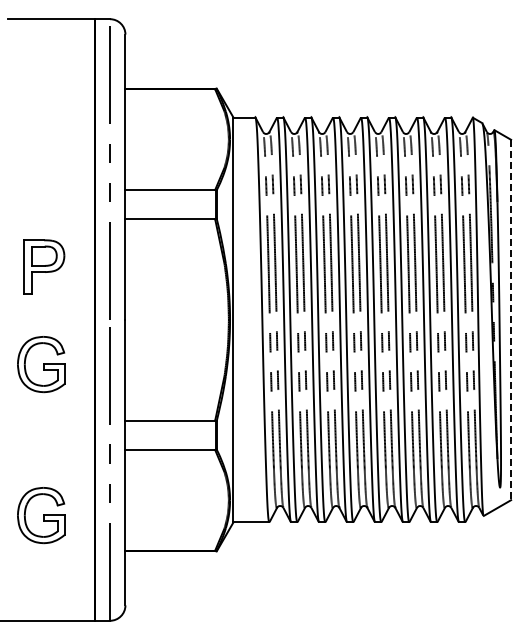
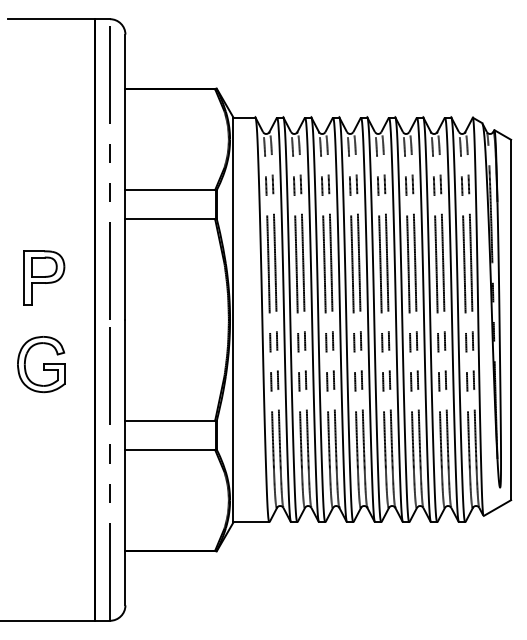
part position: (44, 266) -> (44, 277) (44, 277)
line: dashed -> solid (511, 320)
part: present -> none (41, 515)
